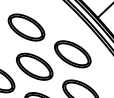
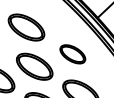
part size: 38x29 px -> 28x21 px (72, 54)
